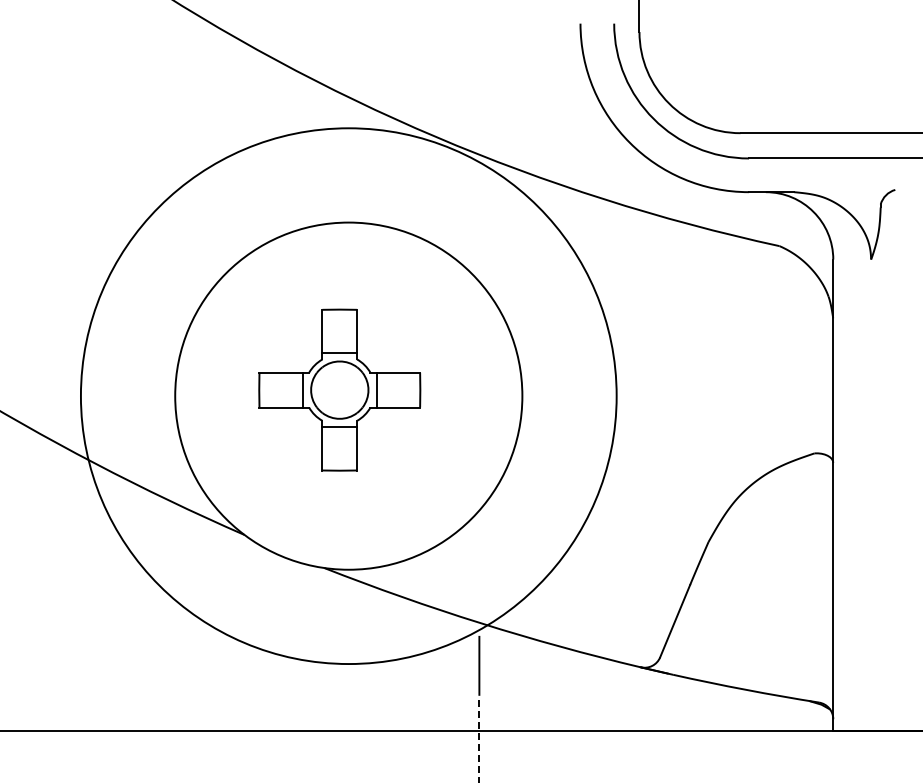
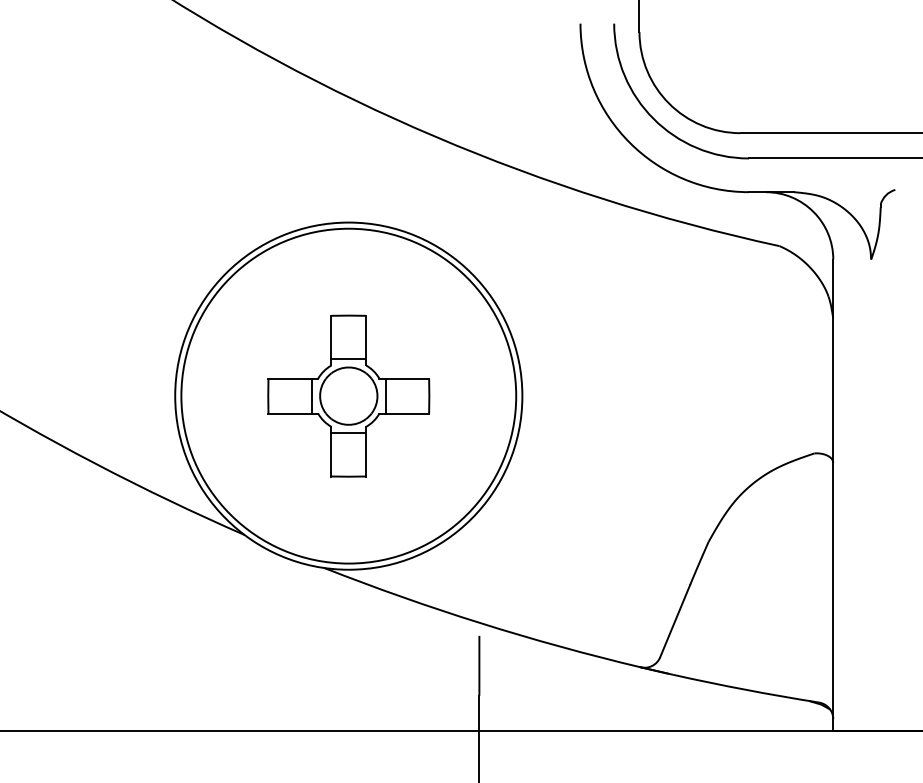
part position: (339, 389) -> (348, 395) (348, 395)
circle diameter: 536 px -> 335 px (348, 395)
line: dashed -> solid (479, 738)
